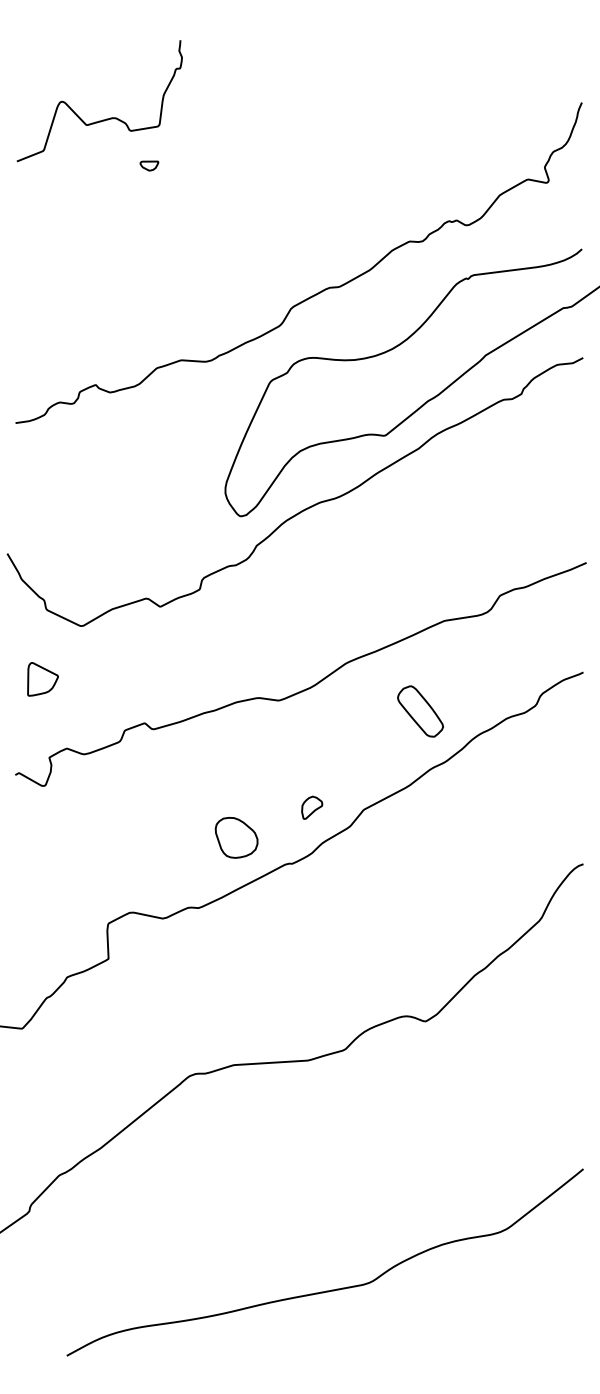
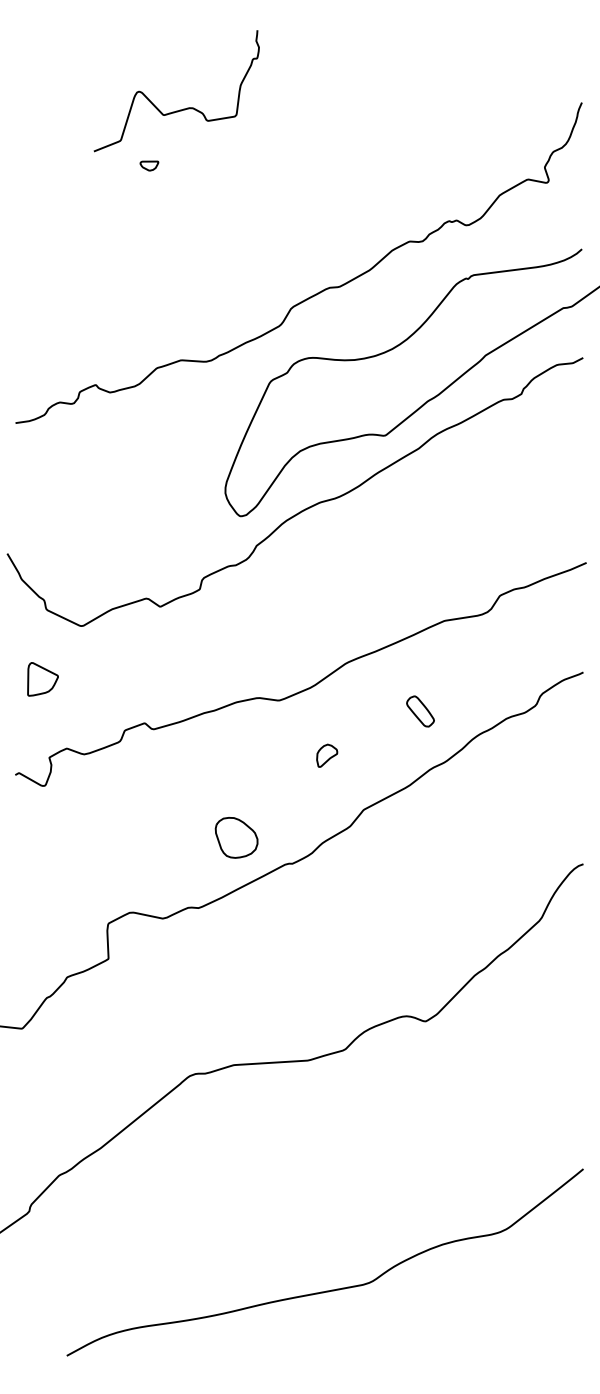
curve position: (102, 119) -> (179, 109) (179, 109)
part size: 47x53 px -> 29x33 px (420, 711)
part position: (312, 807) -> (327, 755) (327, 755)
